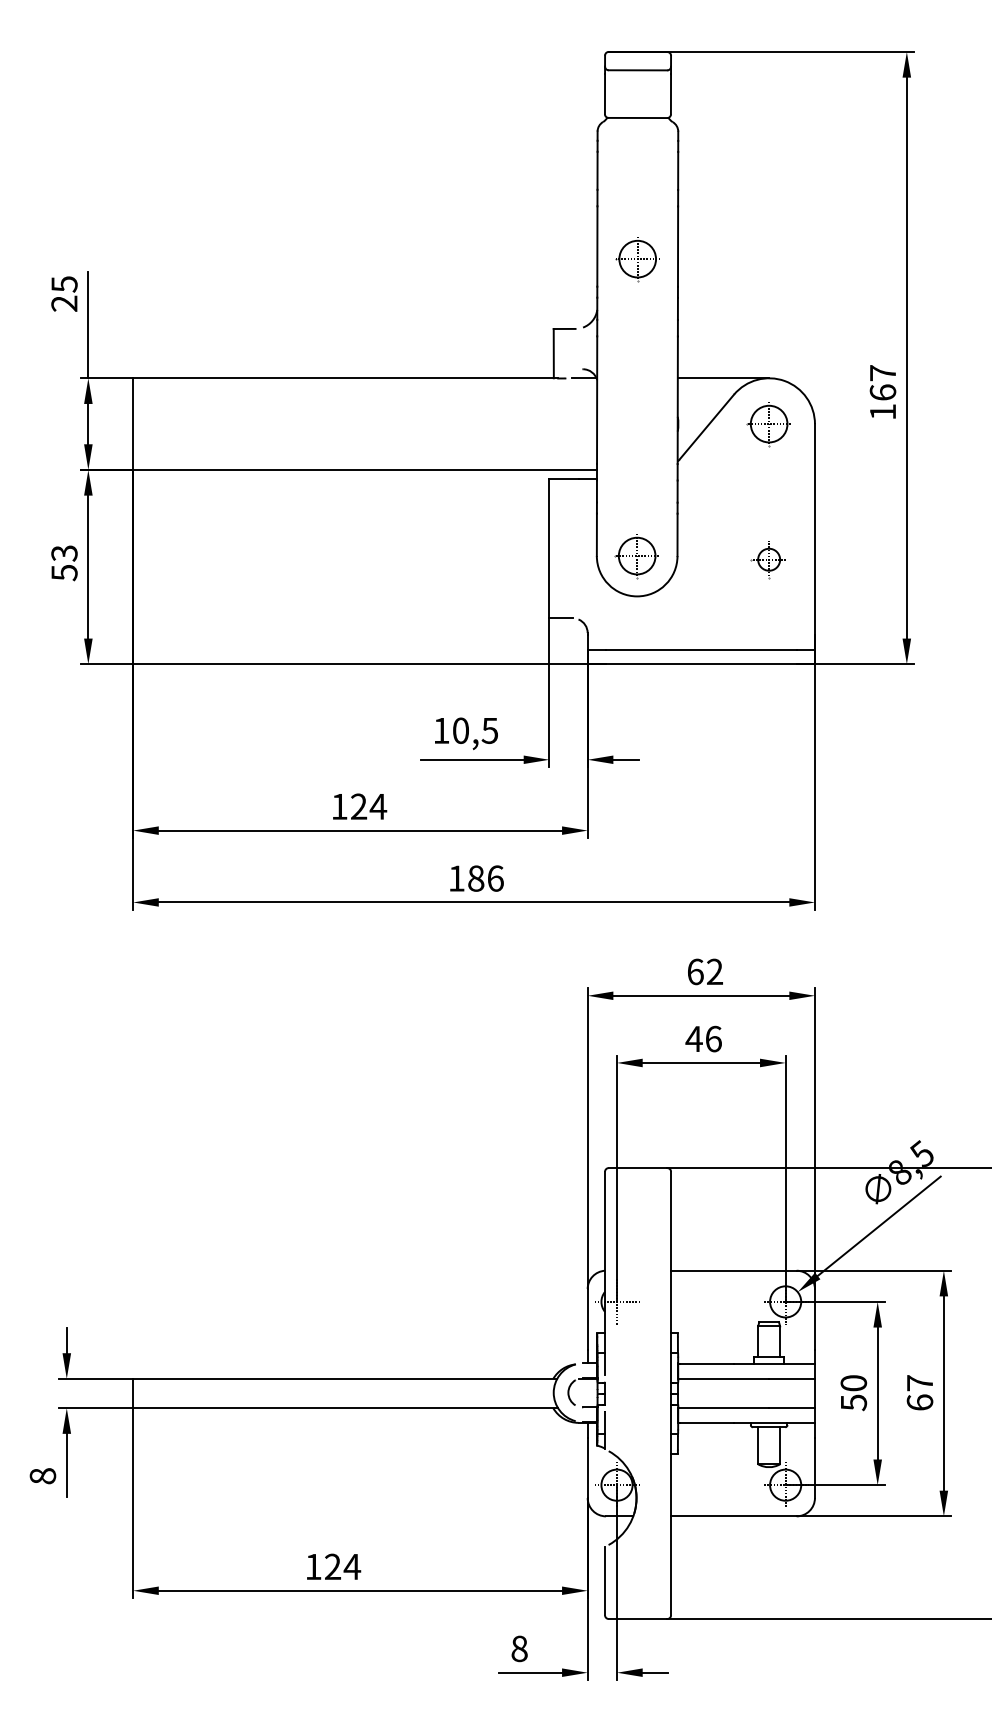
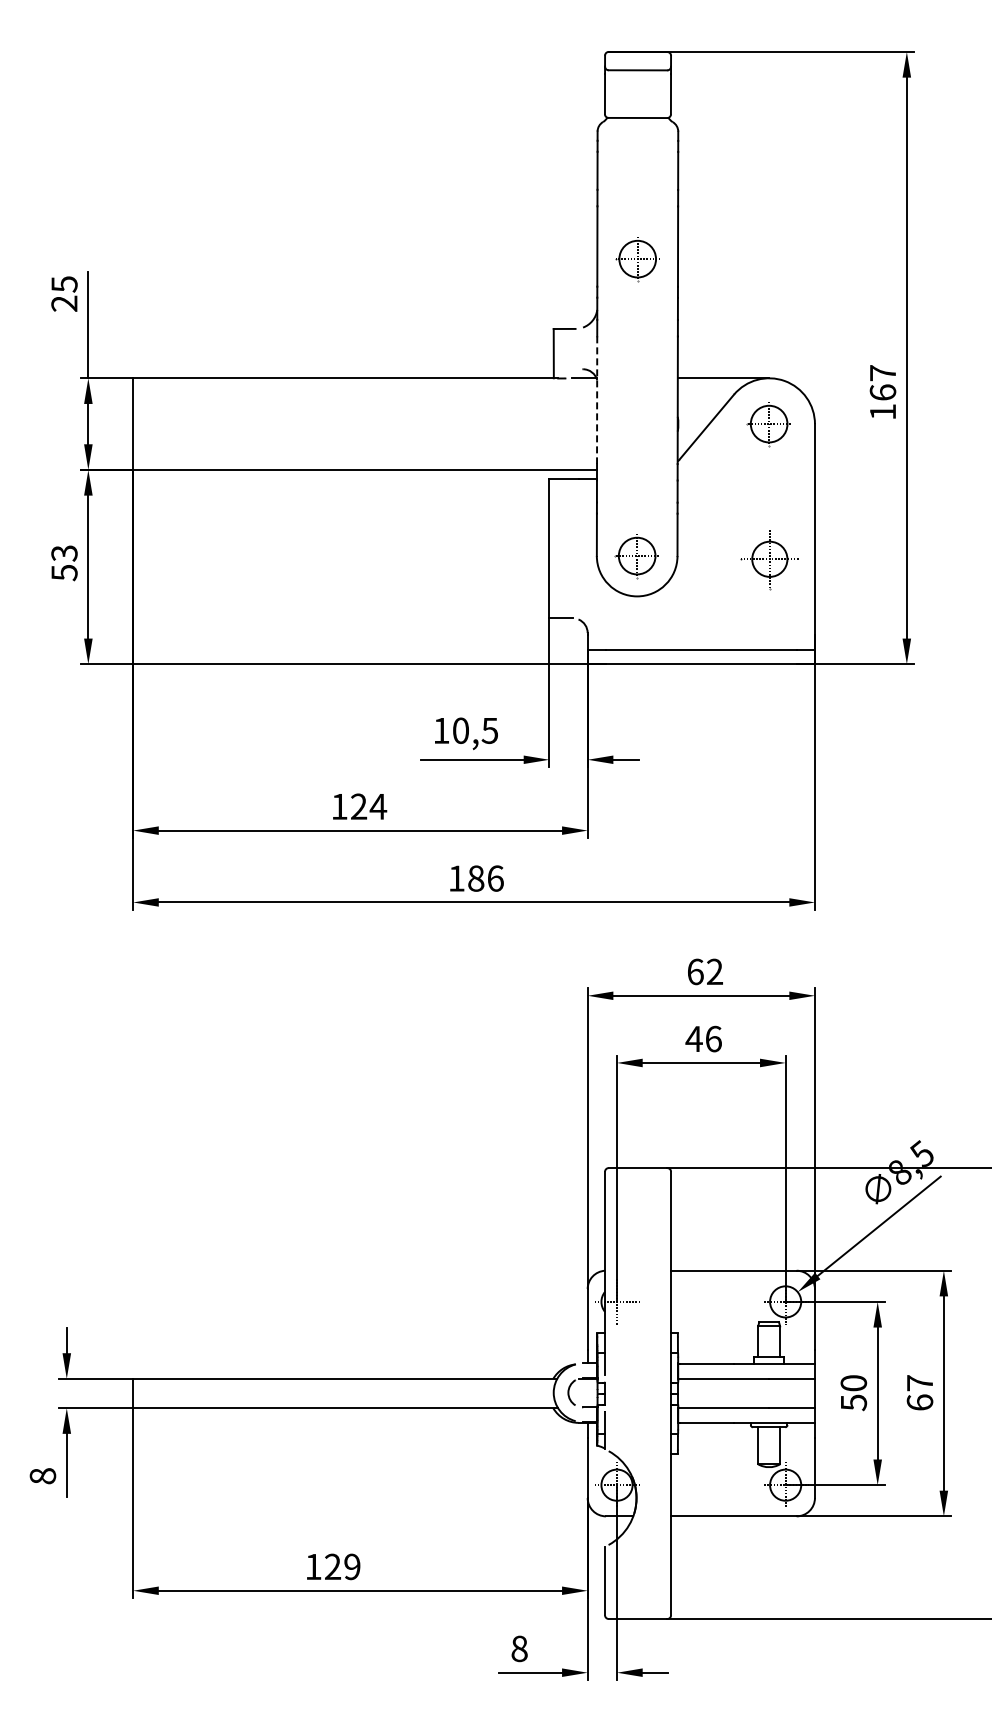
line: solid -> dashed (597, 400)
part size: 36x39 px -> 59x61 px (769, 560)
text: 124 -> 129 (352, 1566)
